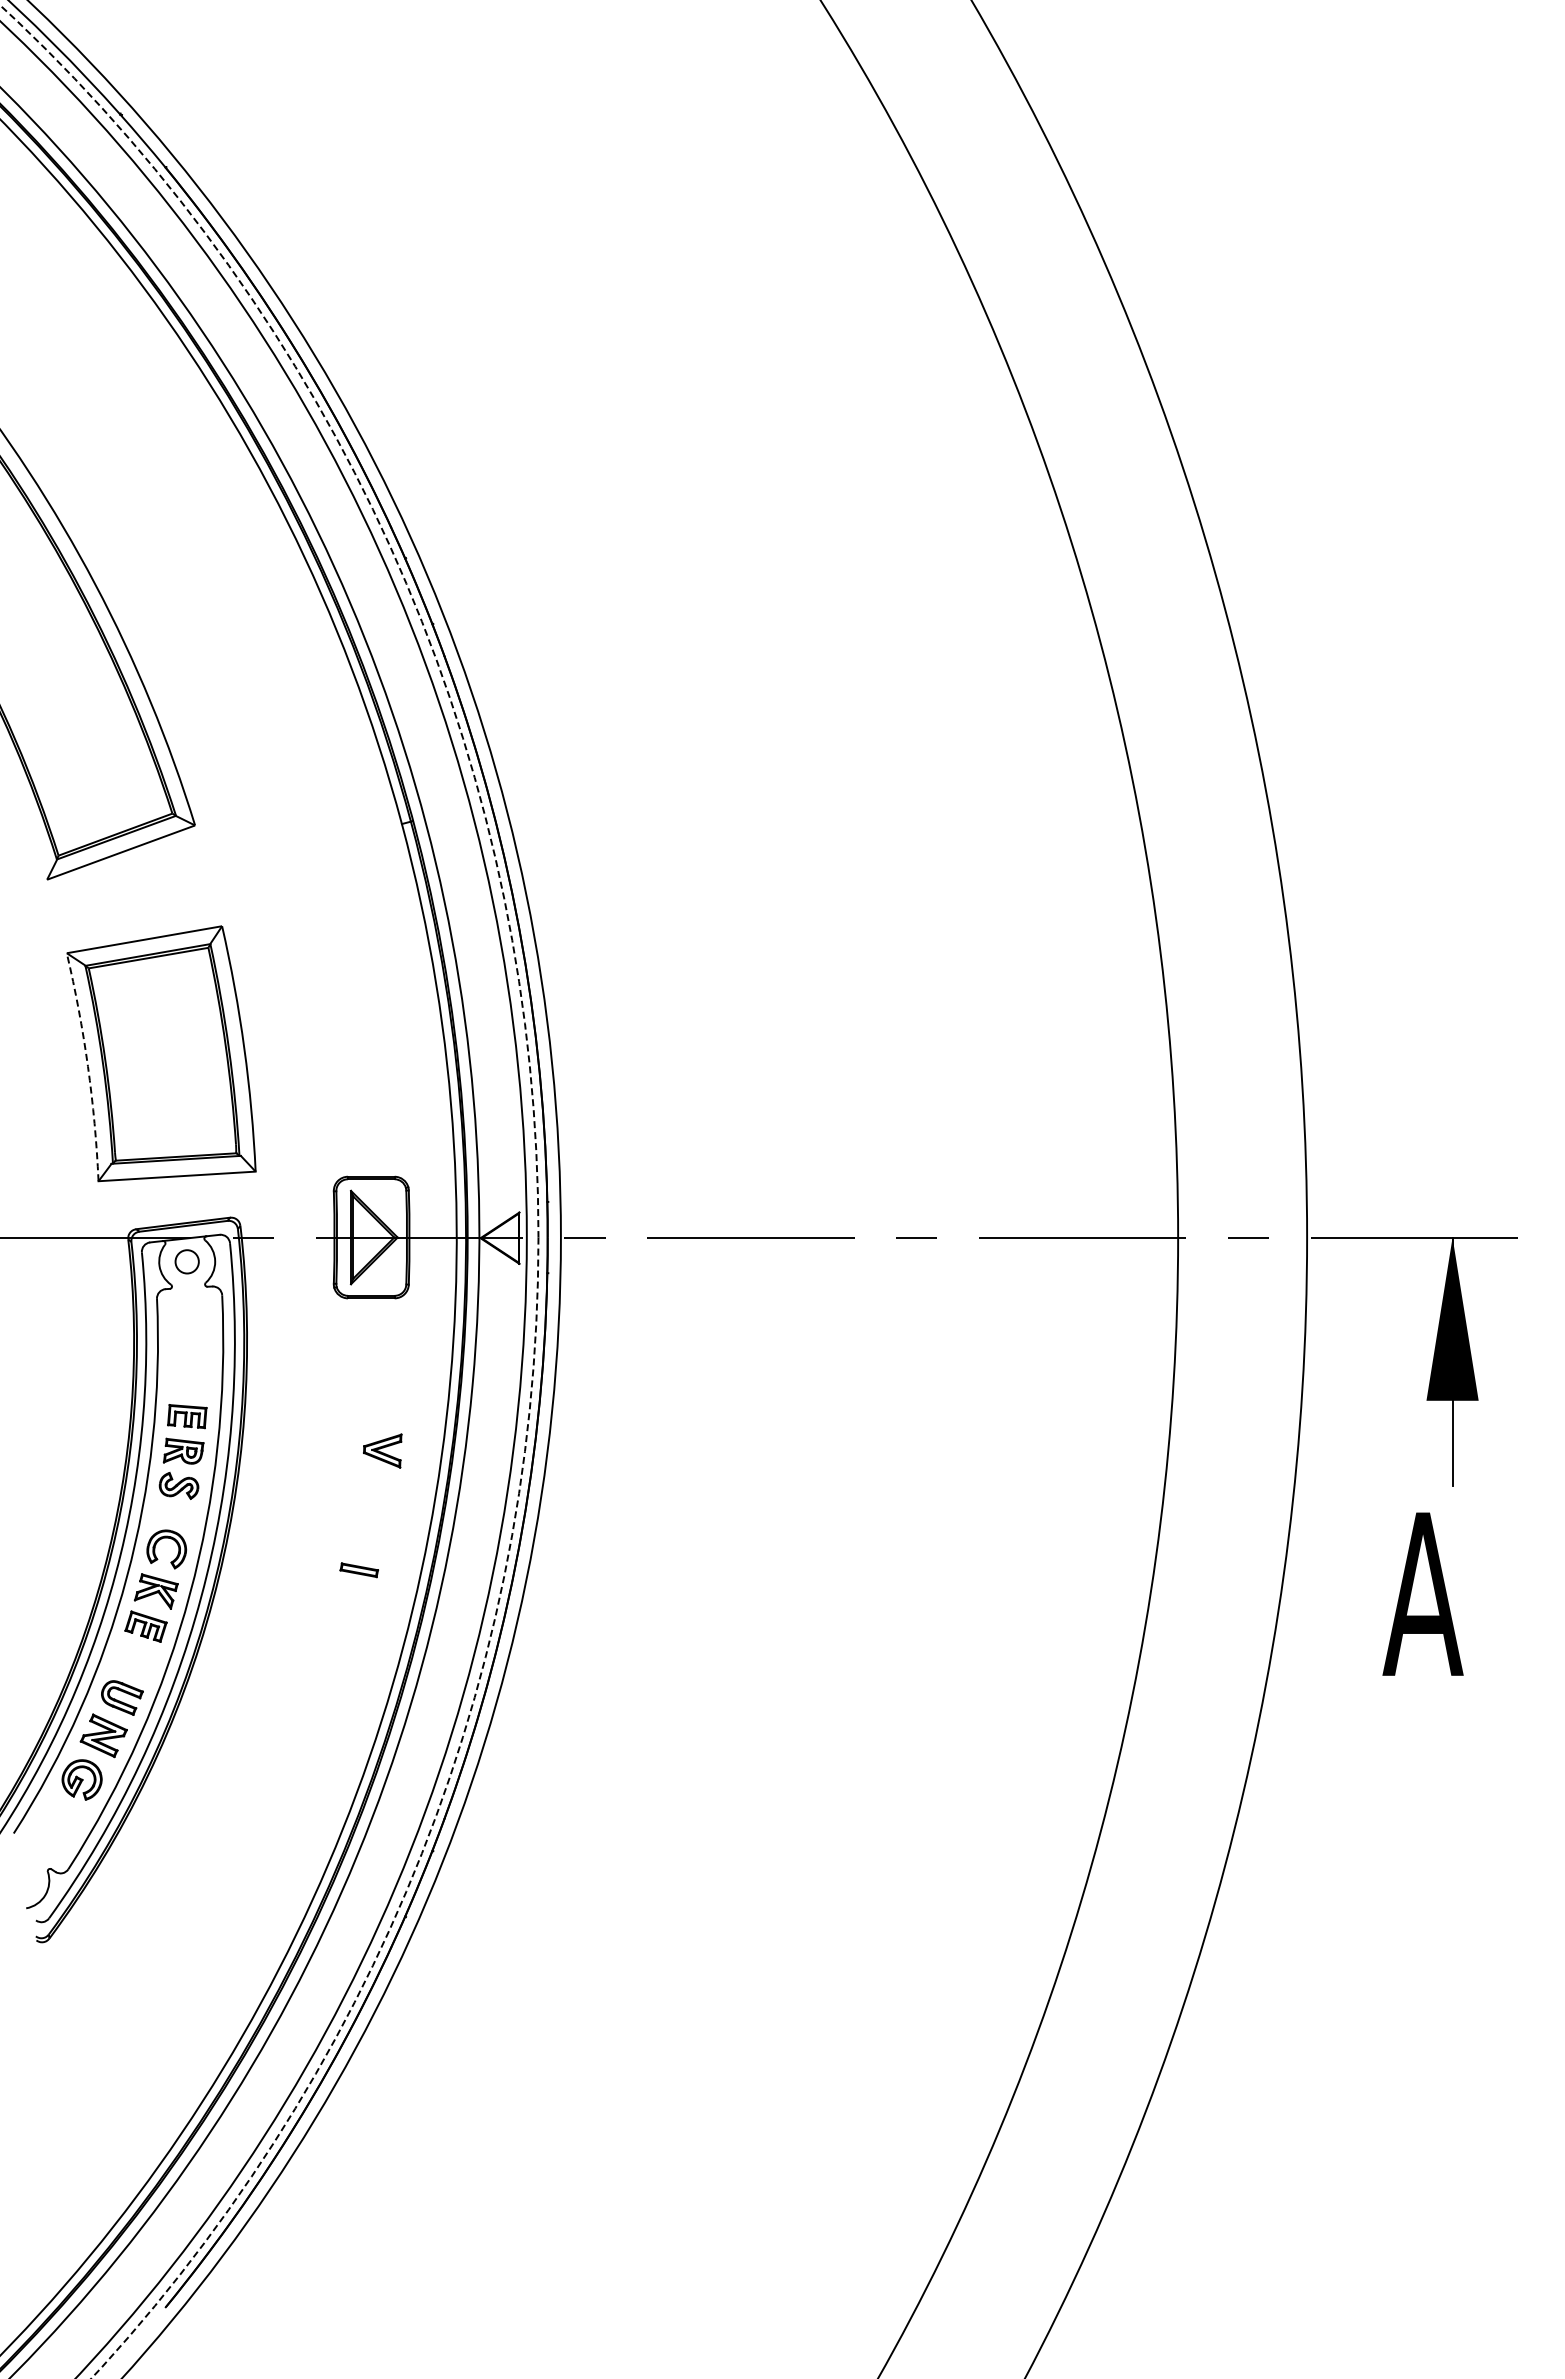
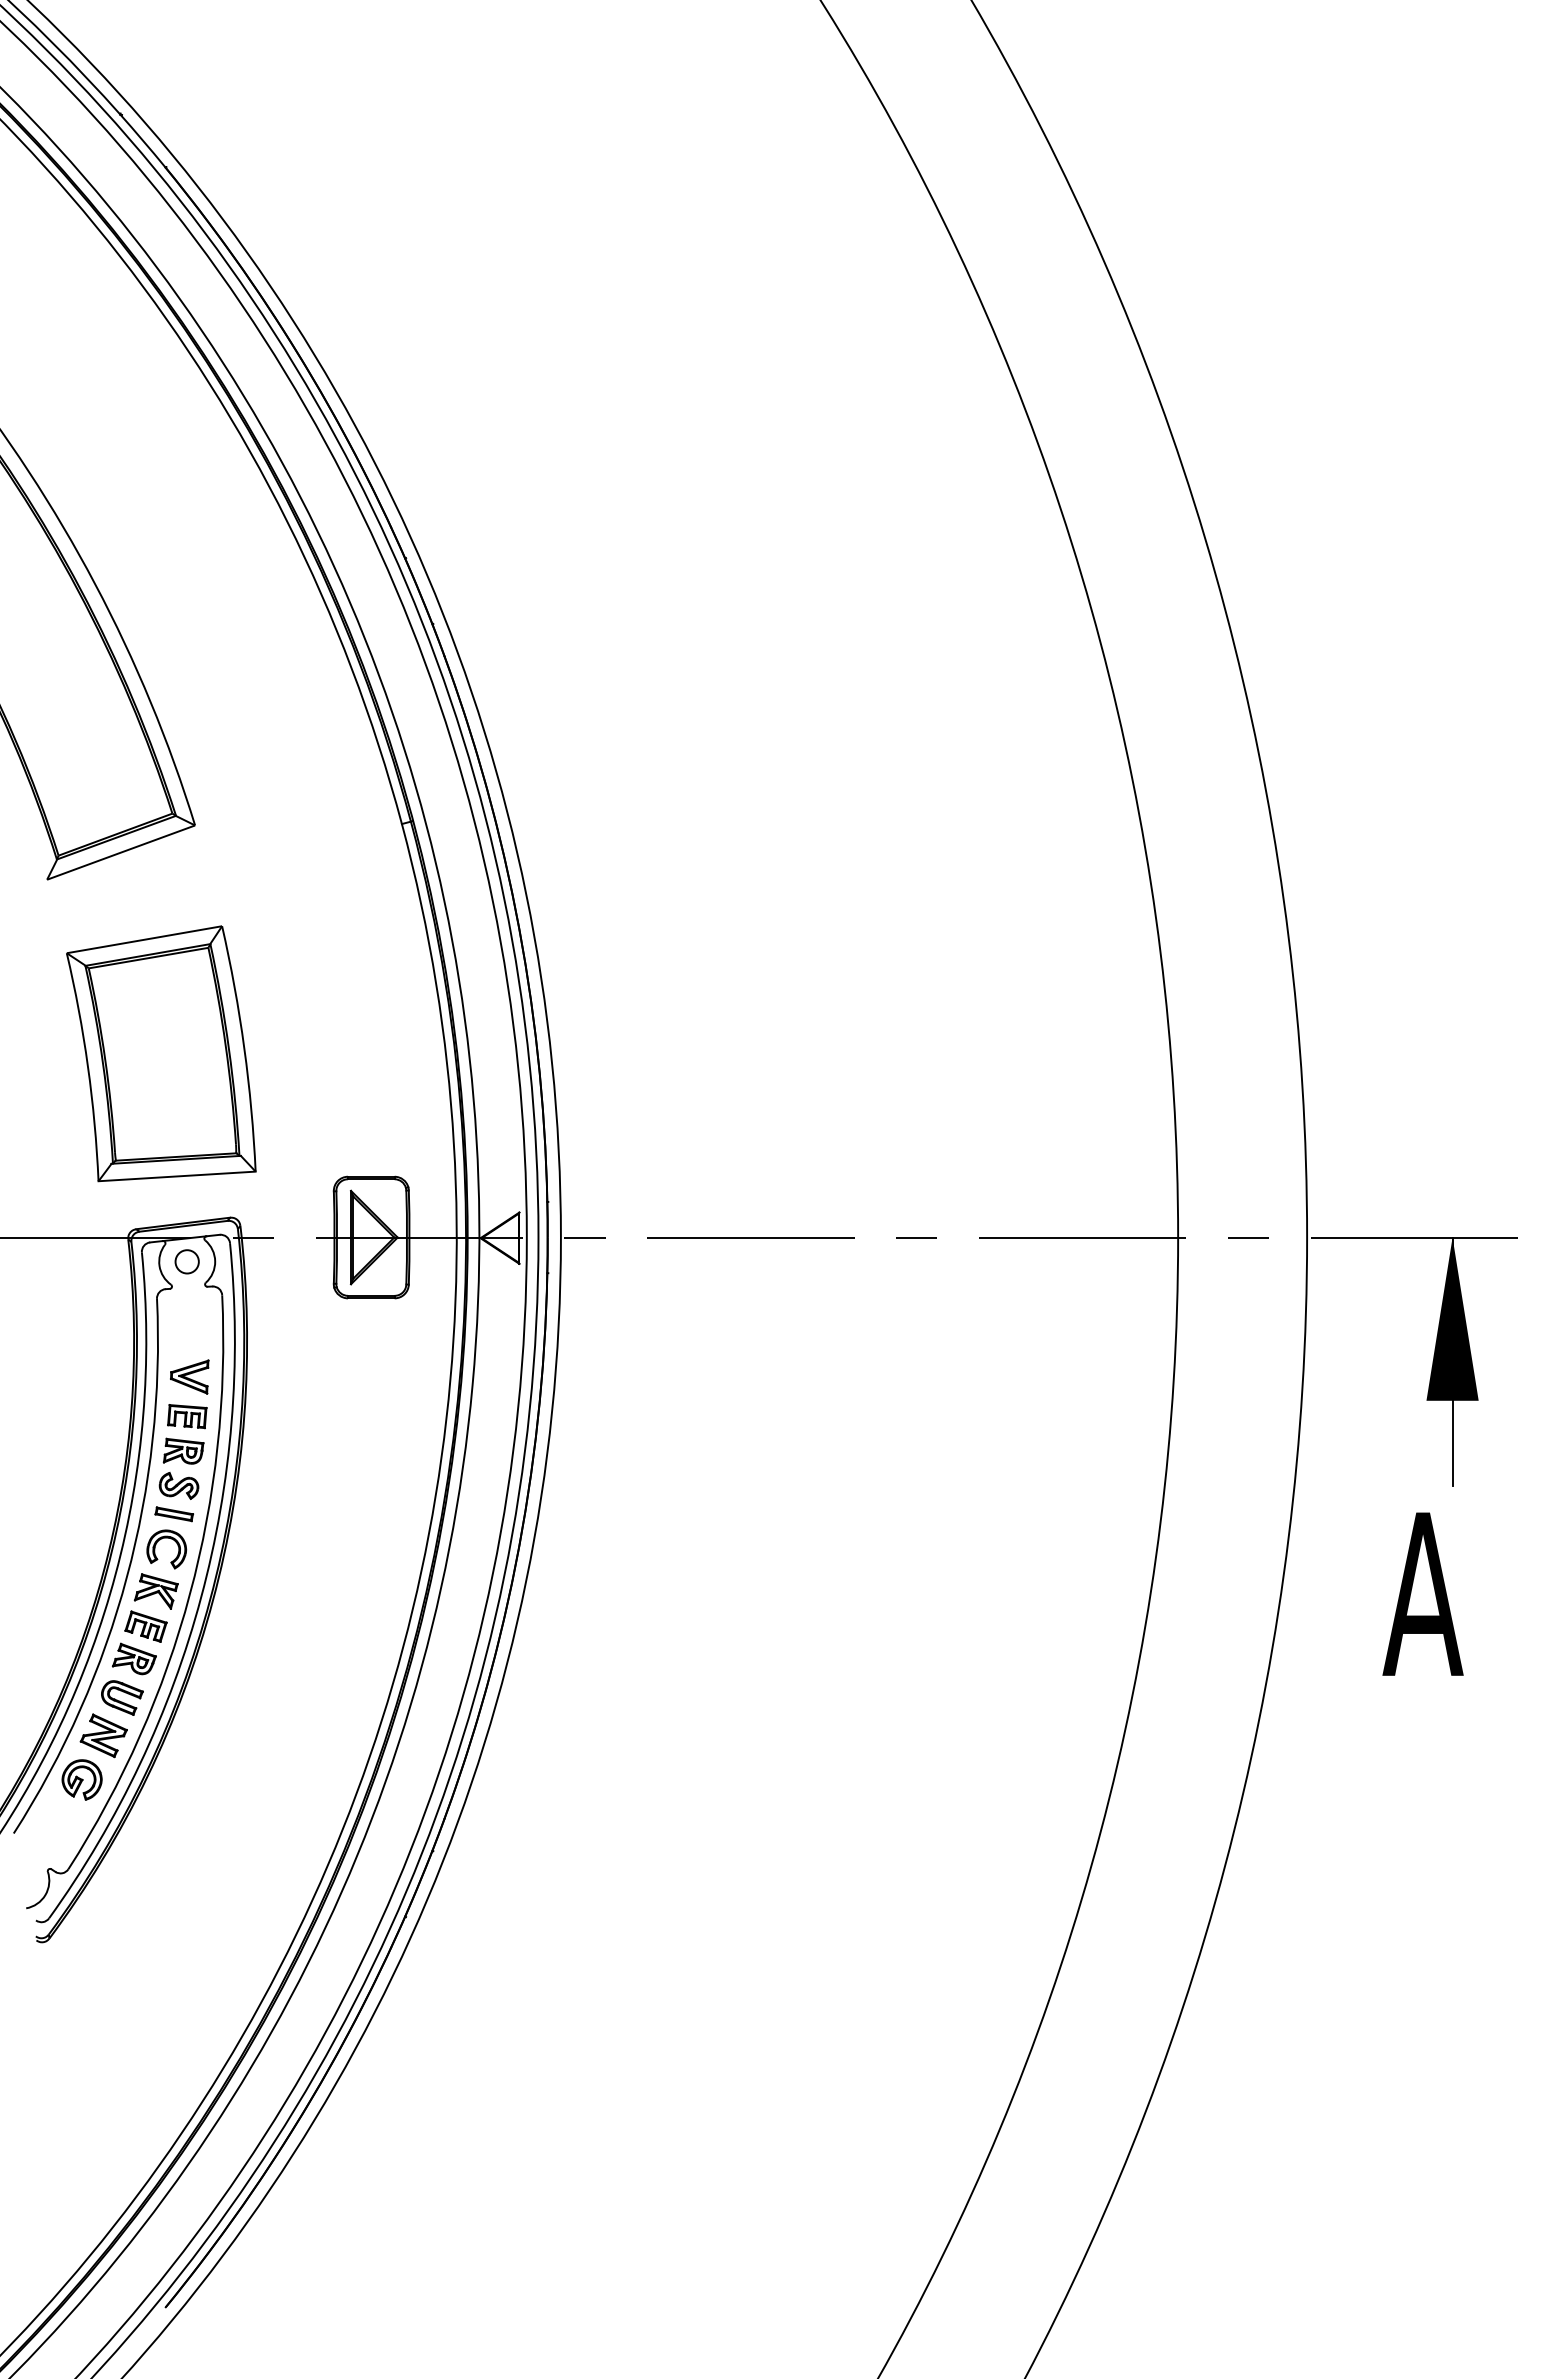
arc: dashed -> solid (87, 1066)
circle: dashed -> solid (269, 1191)
part position: (382, 1450) -> (189, 1376) (189, 1376)
part position: (359, 1570) -> (174, 1514) (174, 1514)
part: none -> present (133, 1658)
